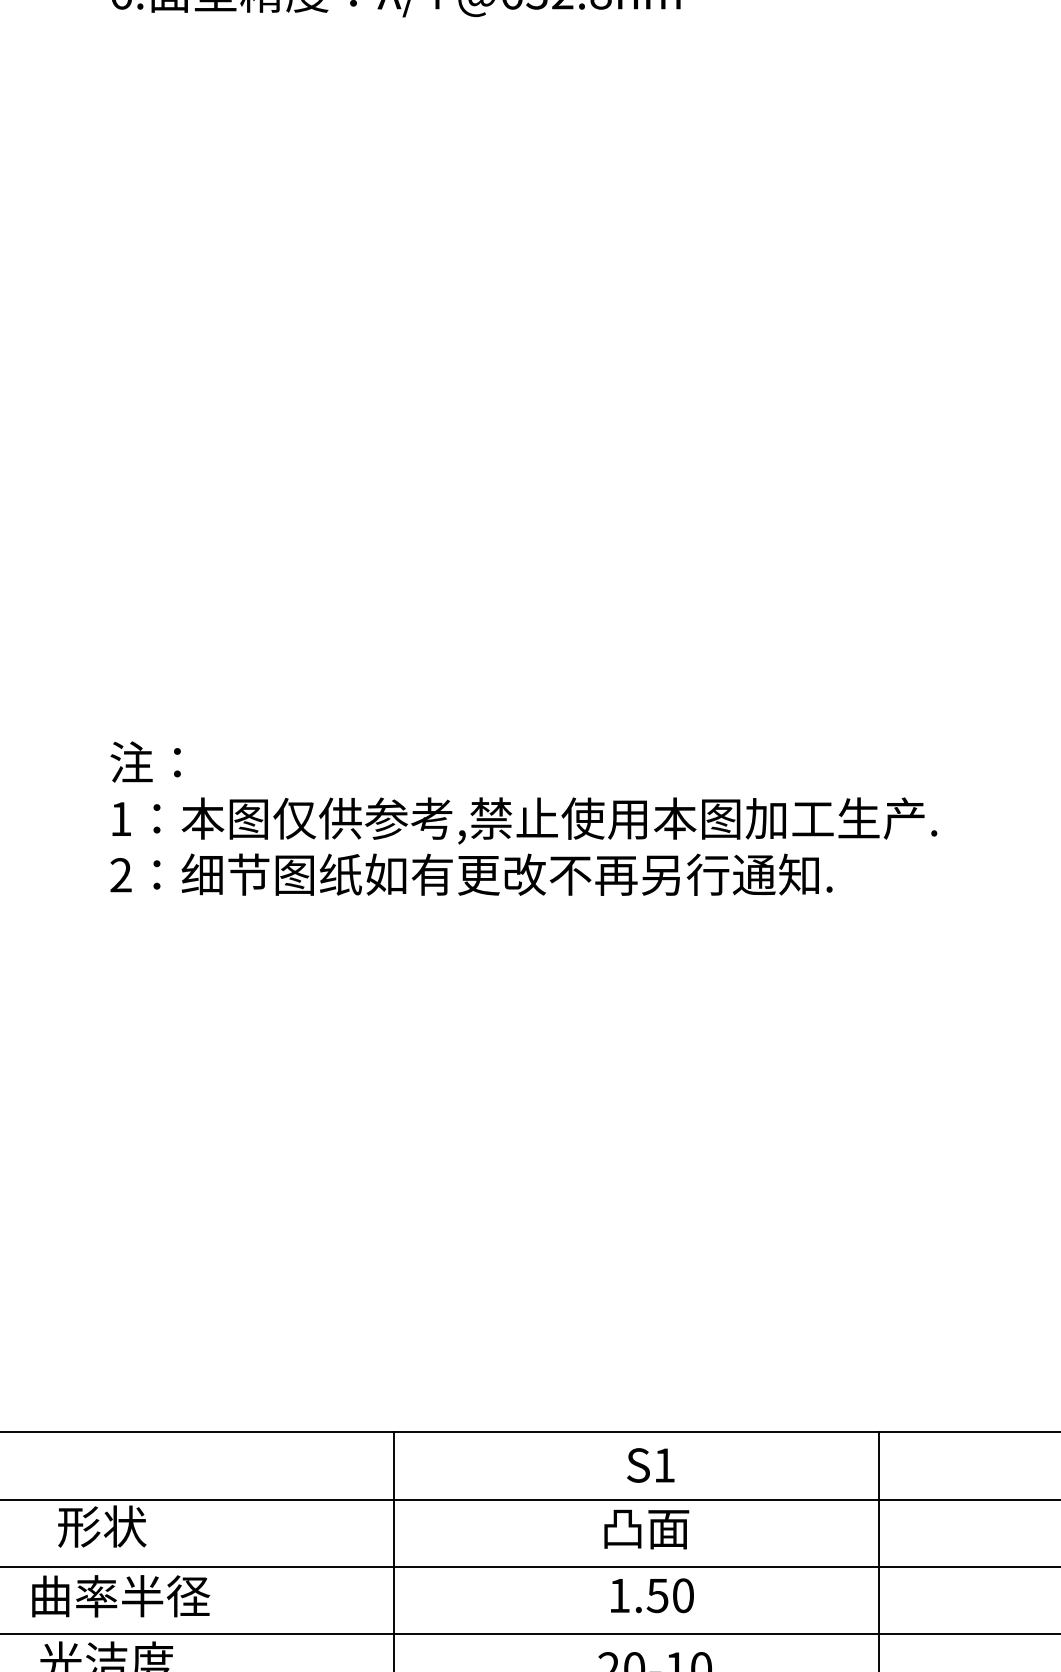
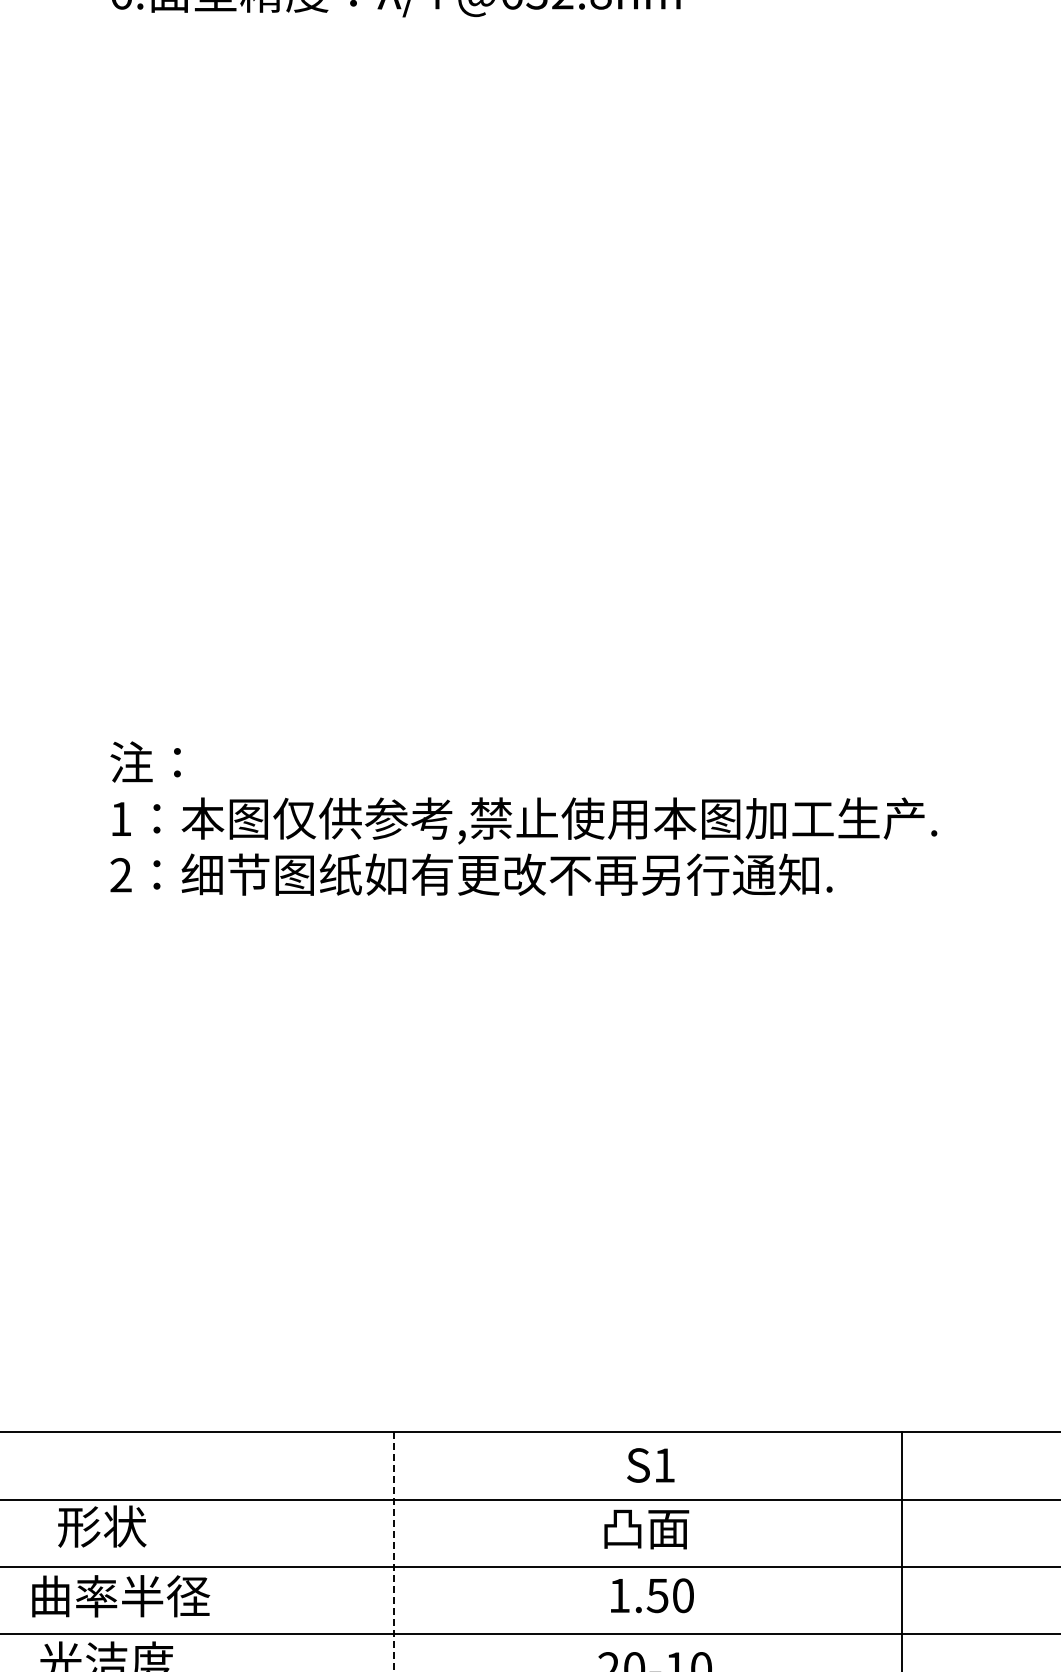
line position: (878, 1550) -> (901, 1550) (901, 1550)
line: solid -> dashed (393, 1552)
